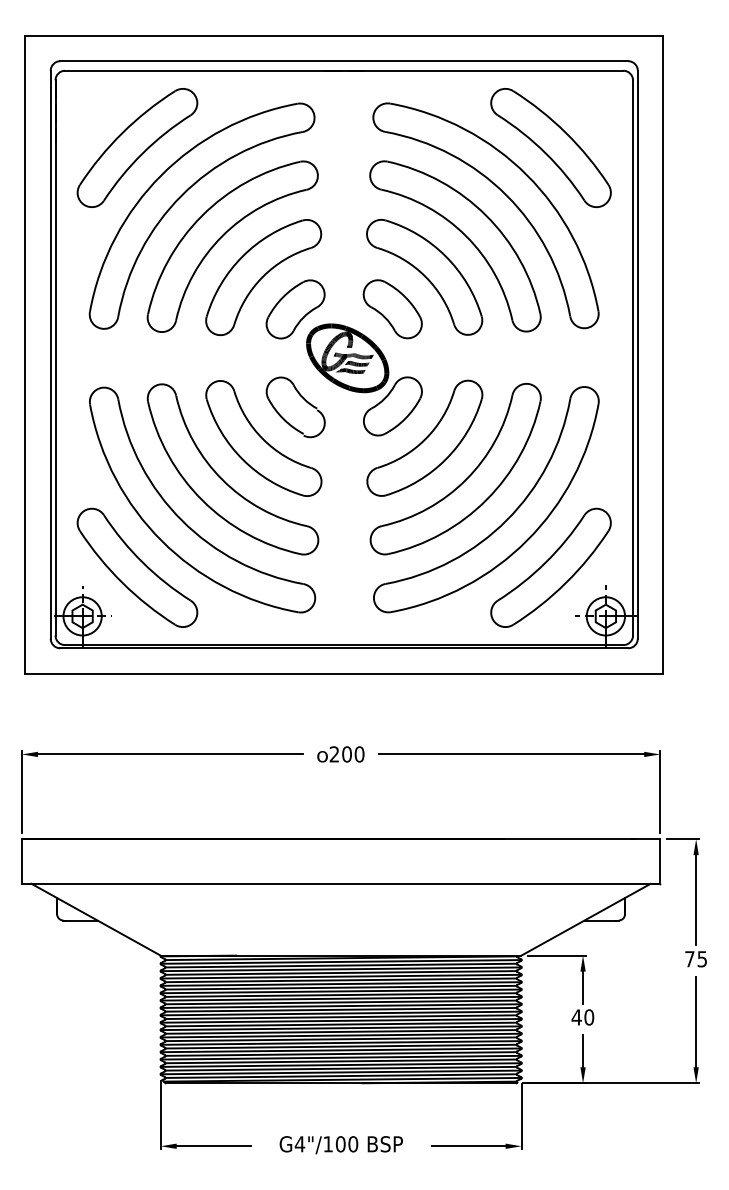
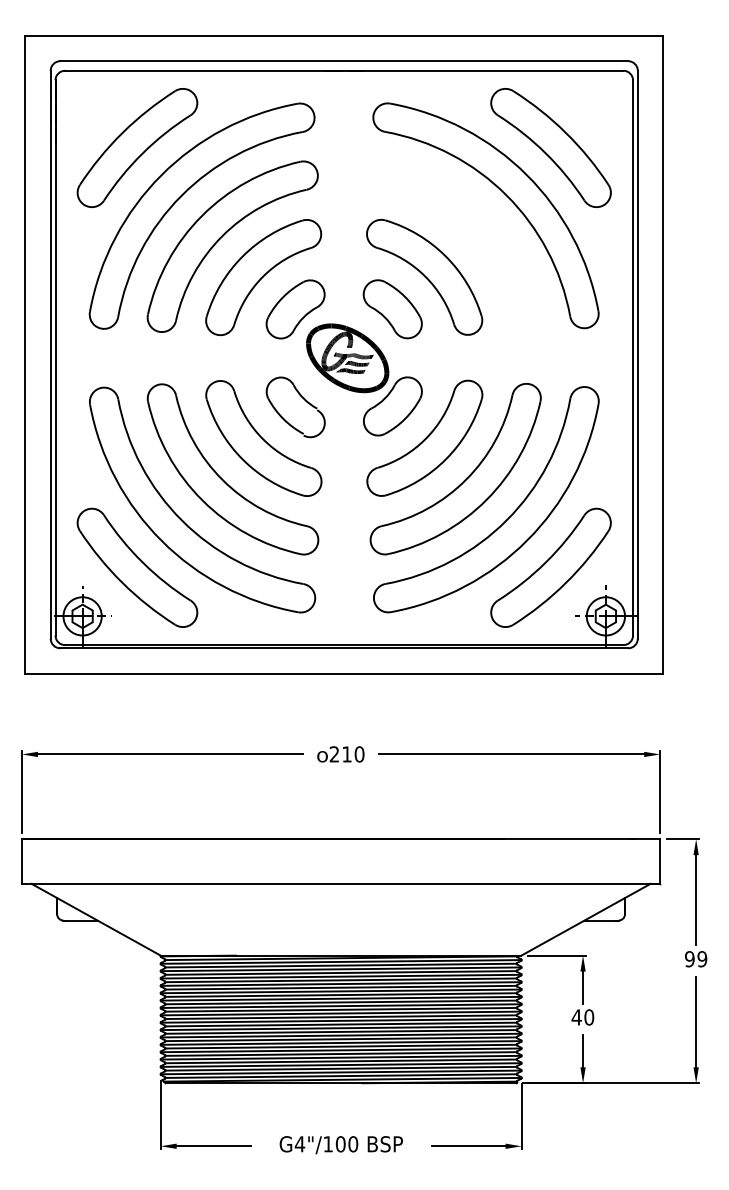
part: present -> none (465, 236)
text: 200 -> 210 (346, 754)
text: 75 -> 99 (696, 959)
